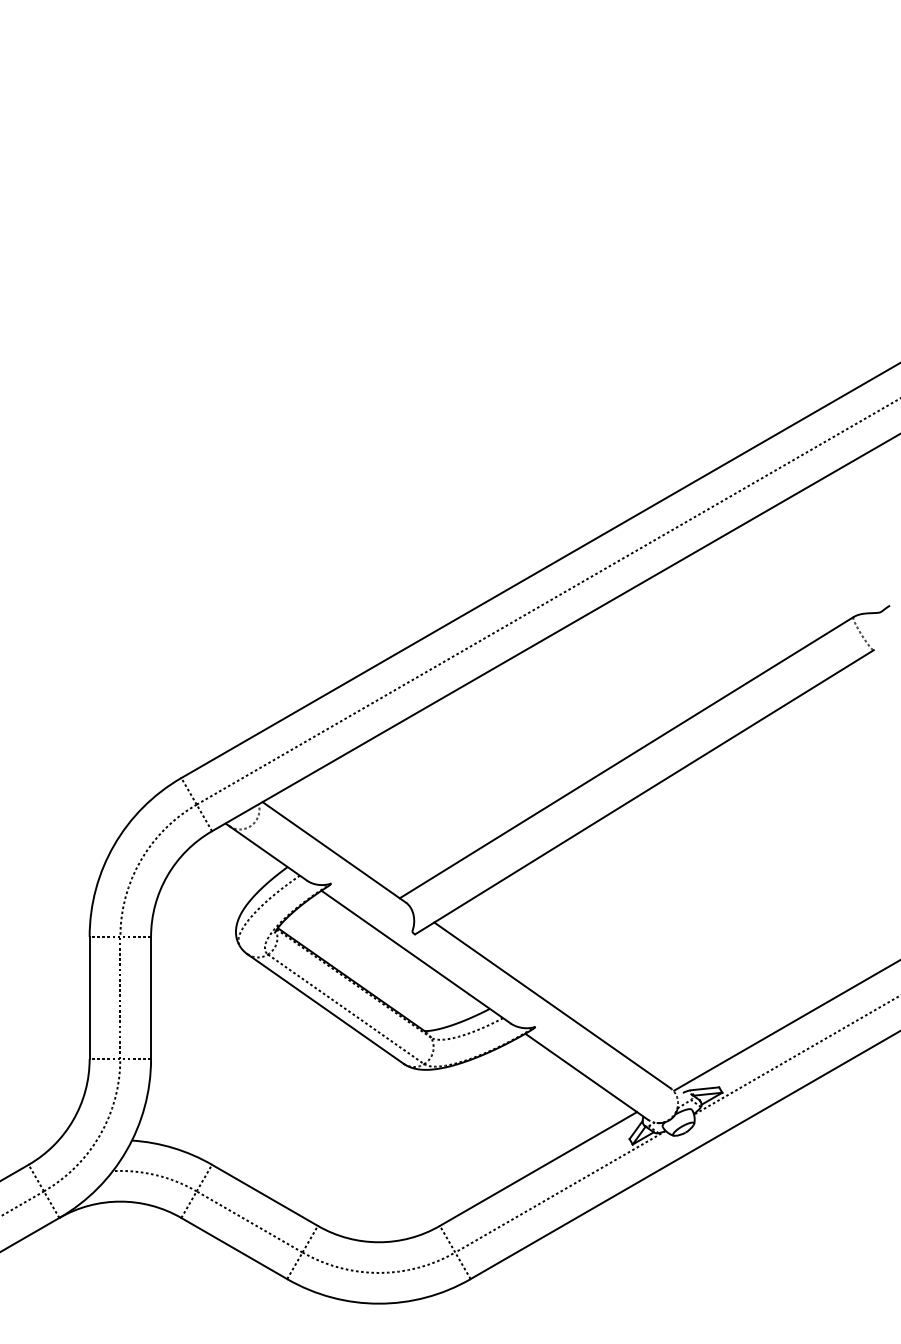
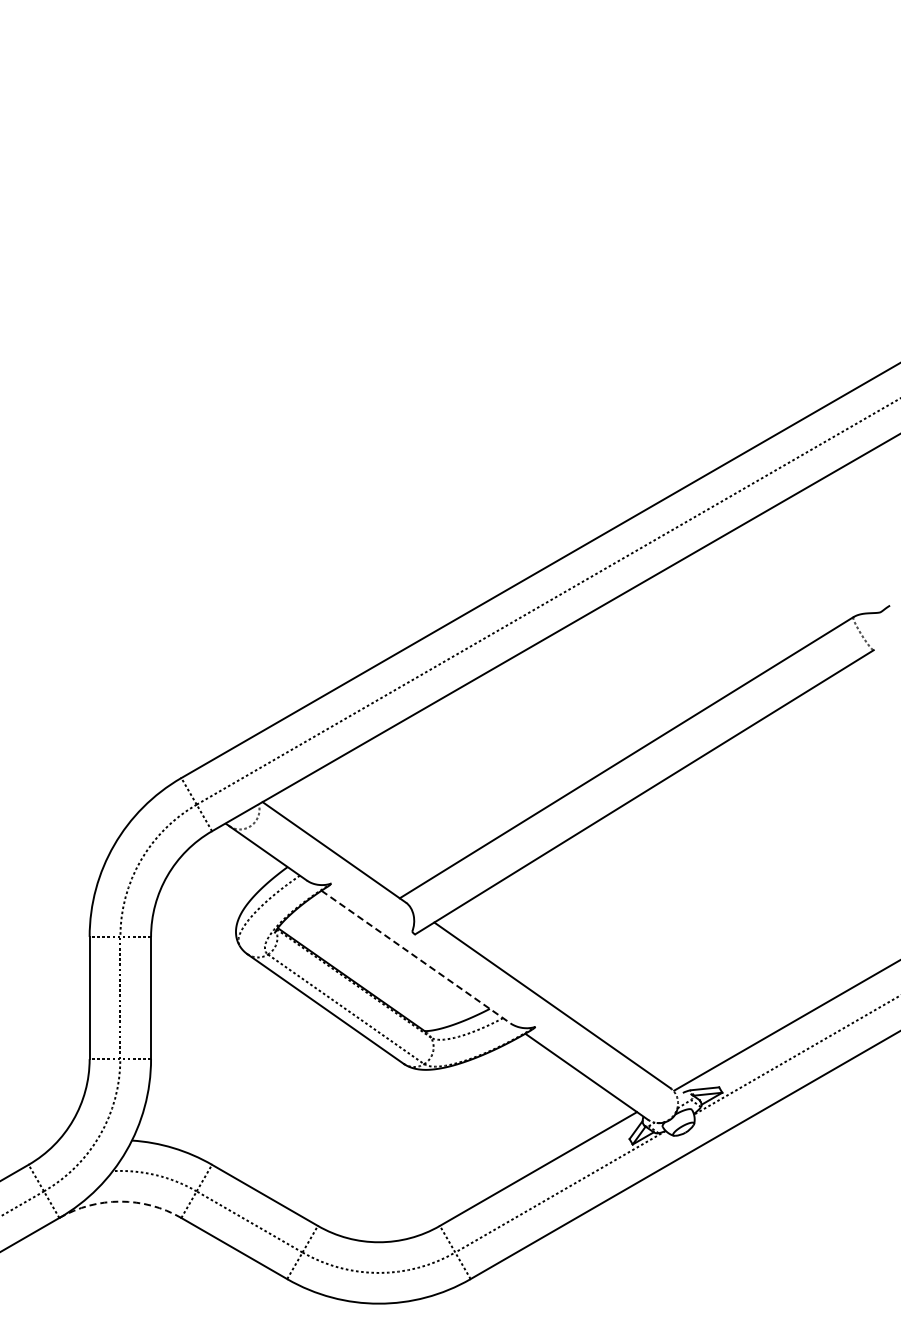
line: solid -> dashed (416, 957)
arc: solid -> dashed (120, 1201)
